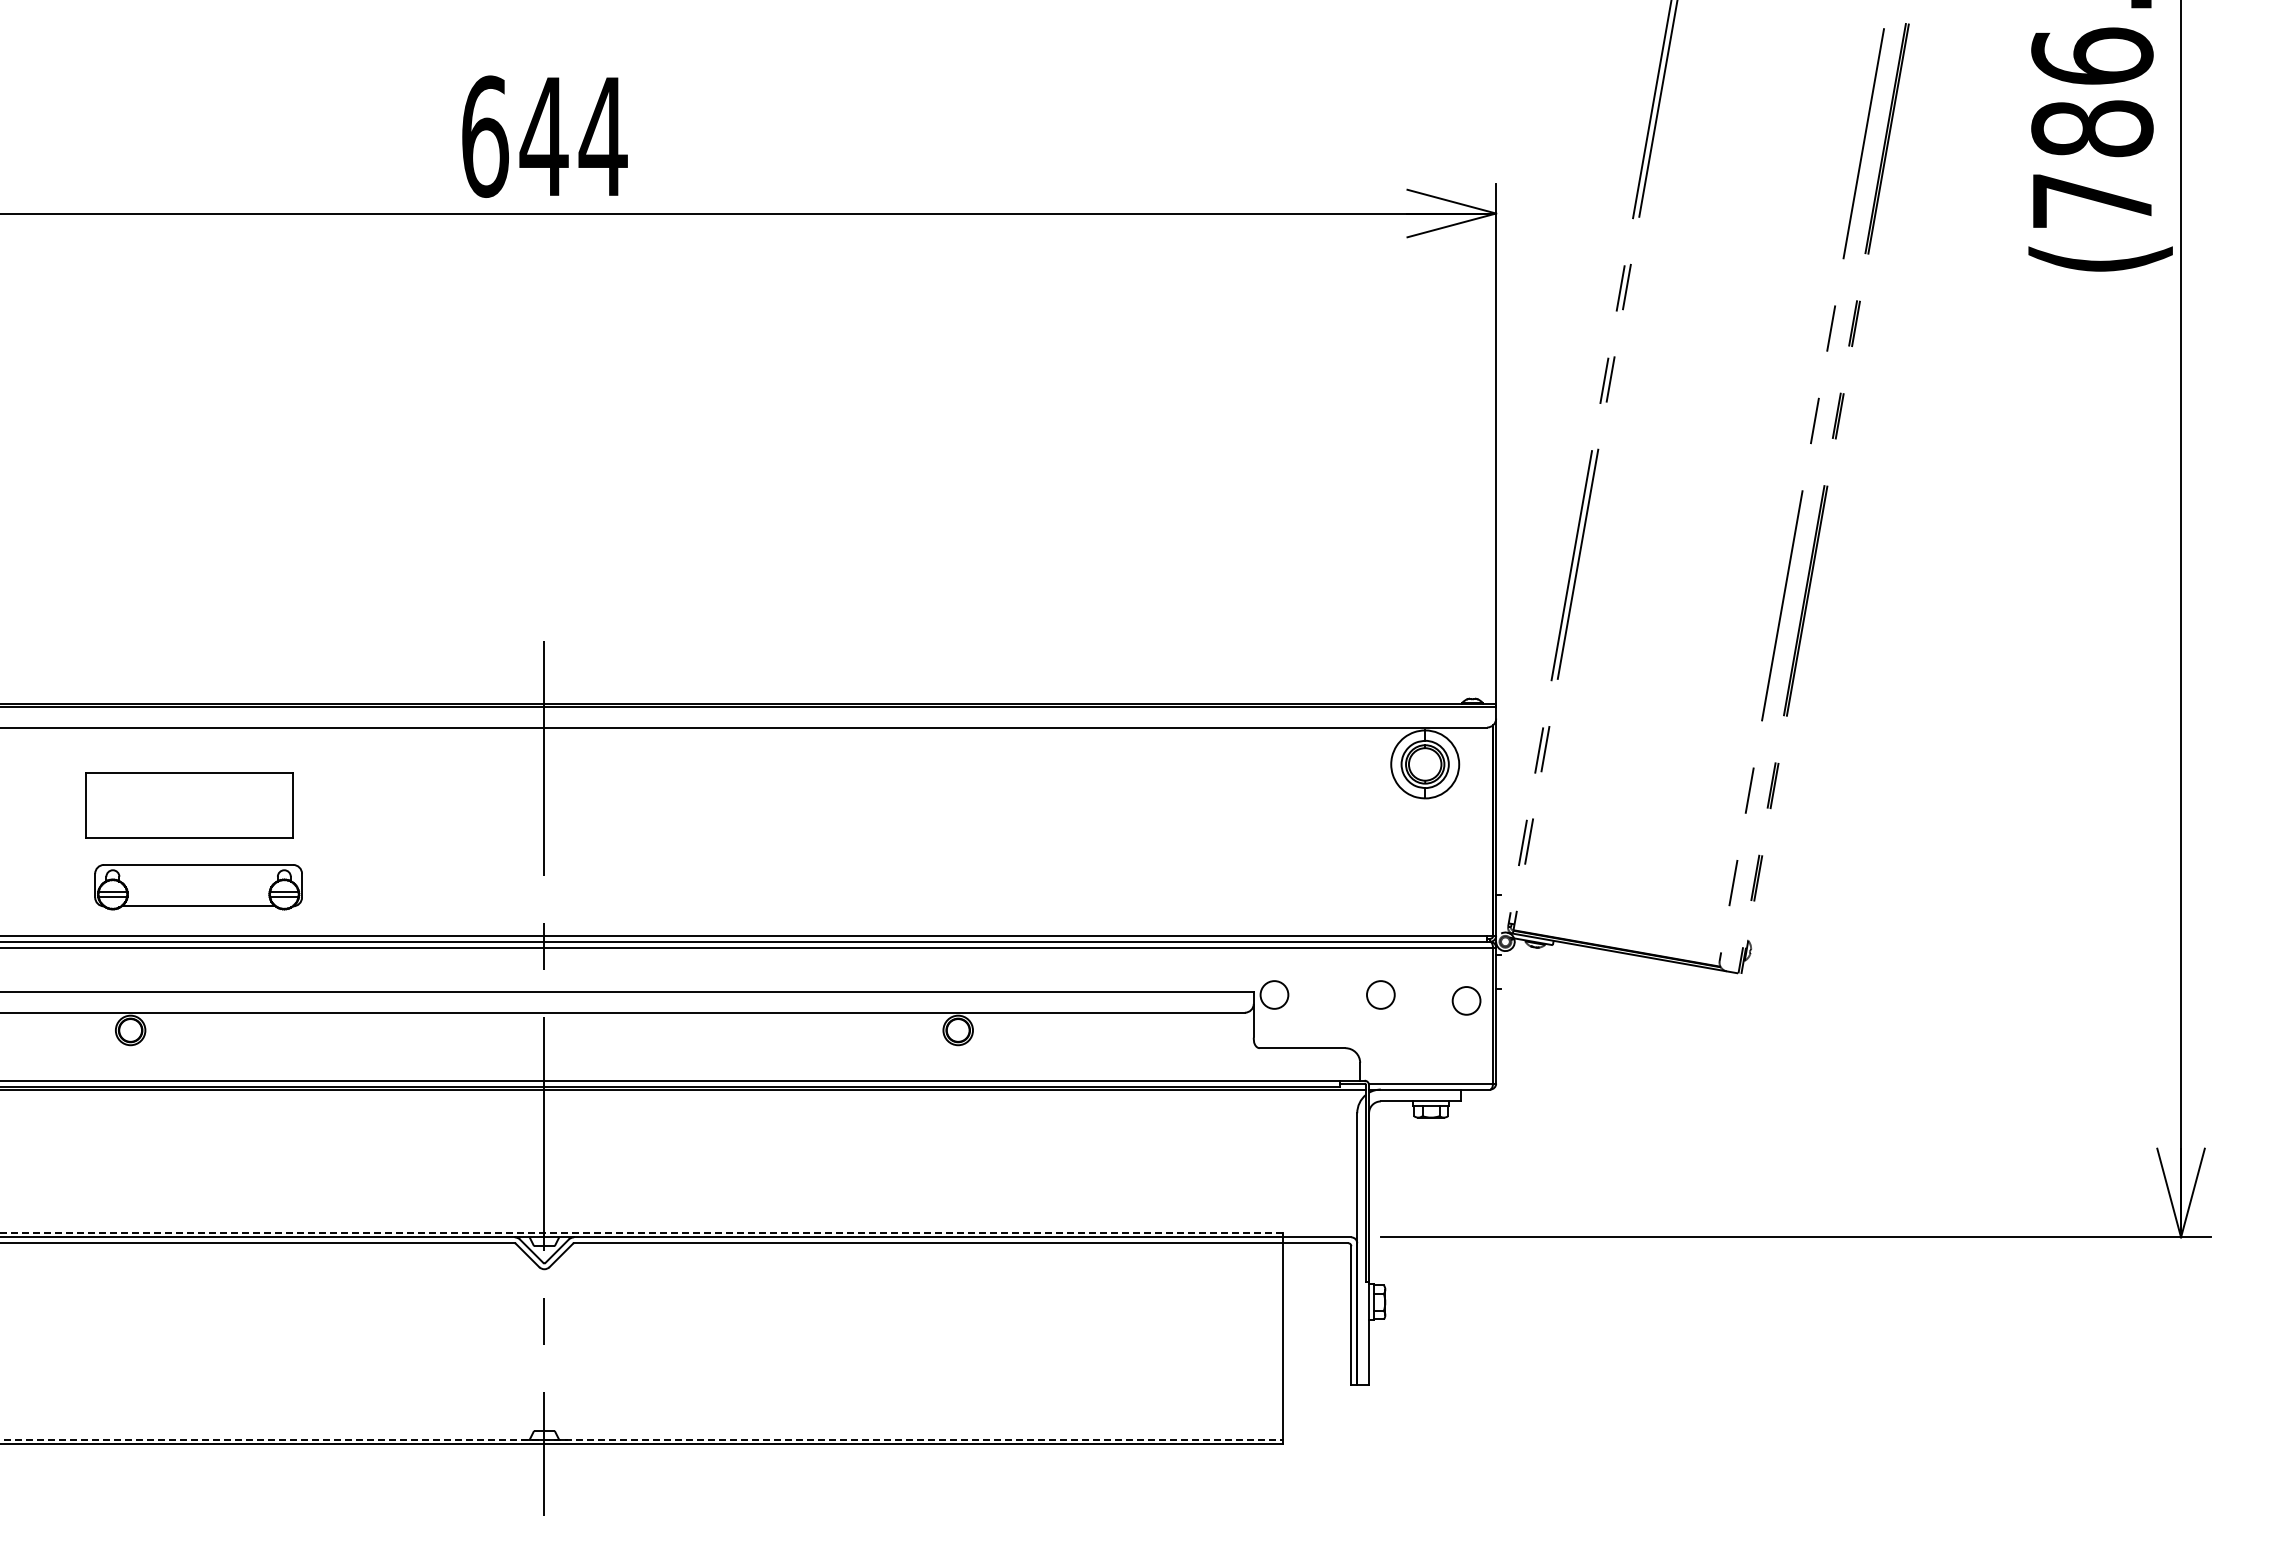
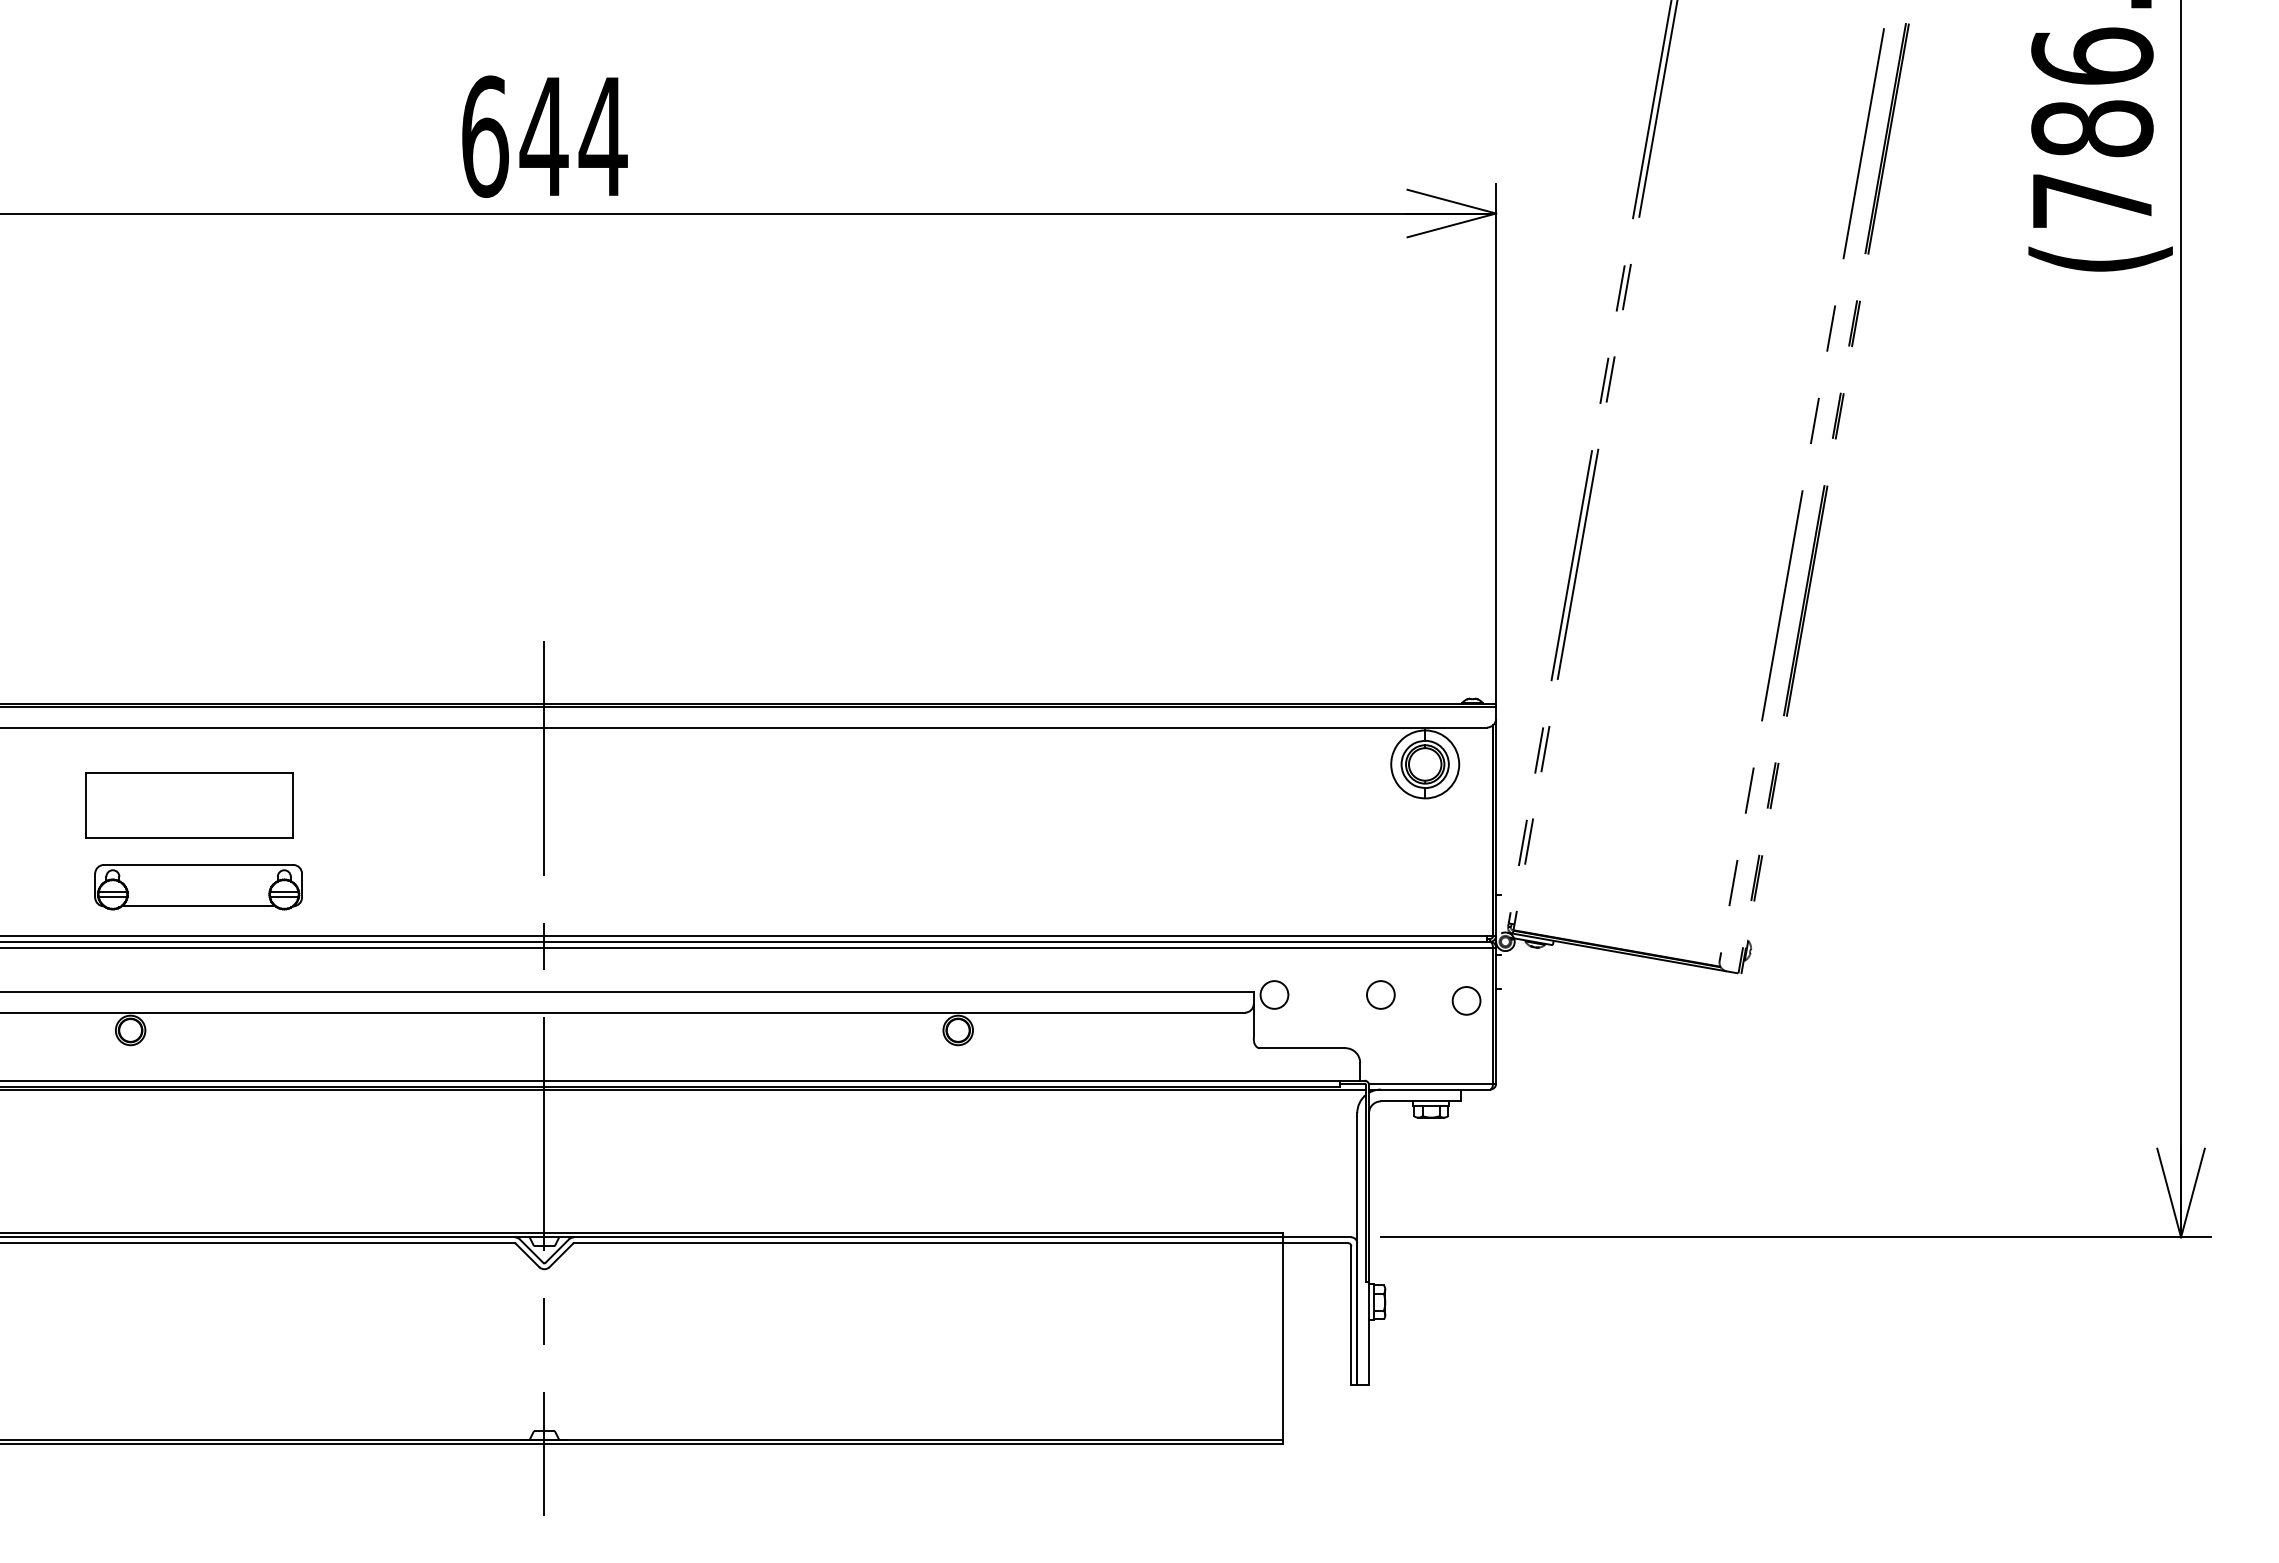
line: dashed -> solid (641, 1232)
line: dashed -> solid (642, 1439)
